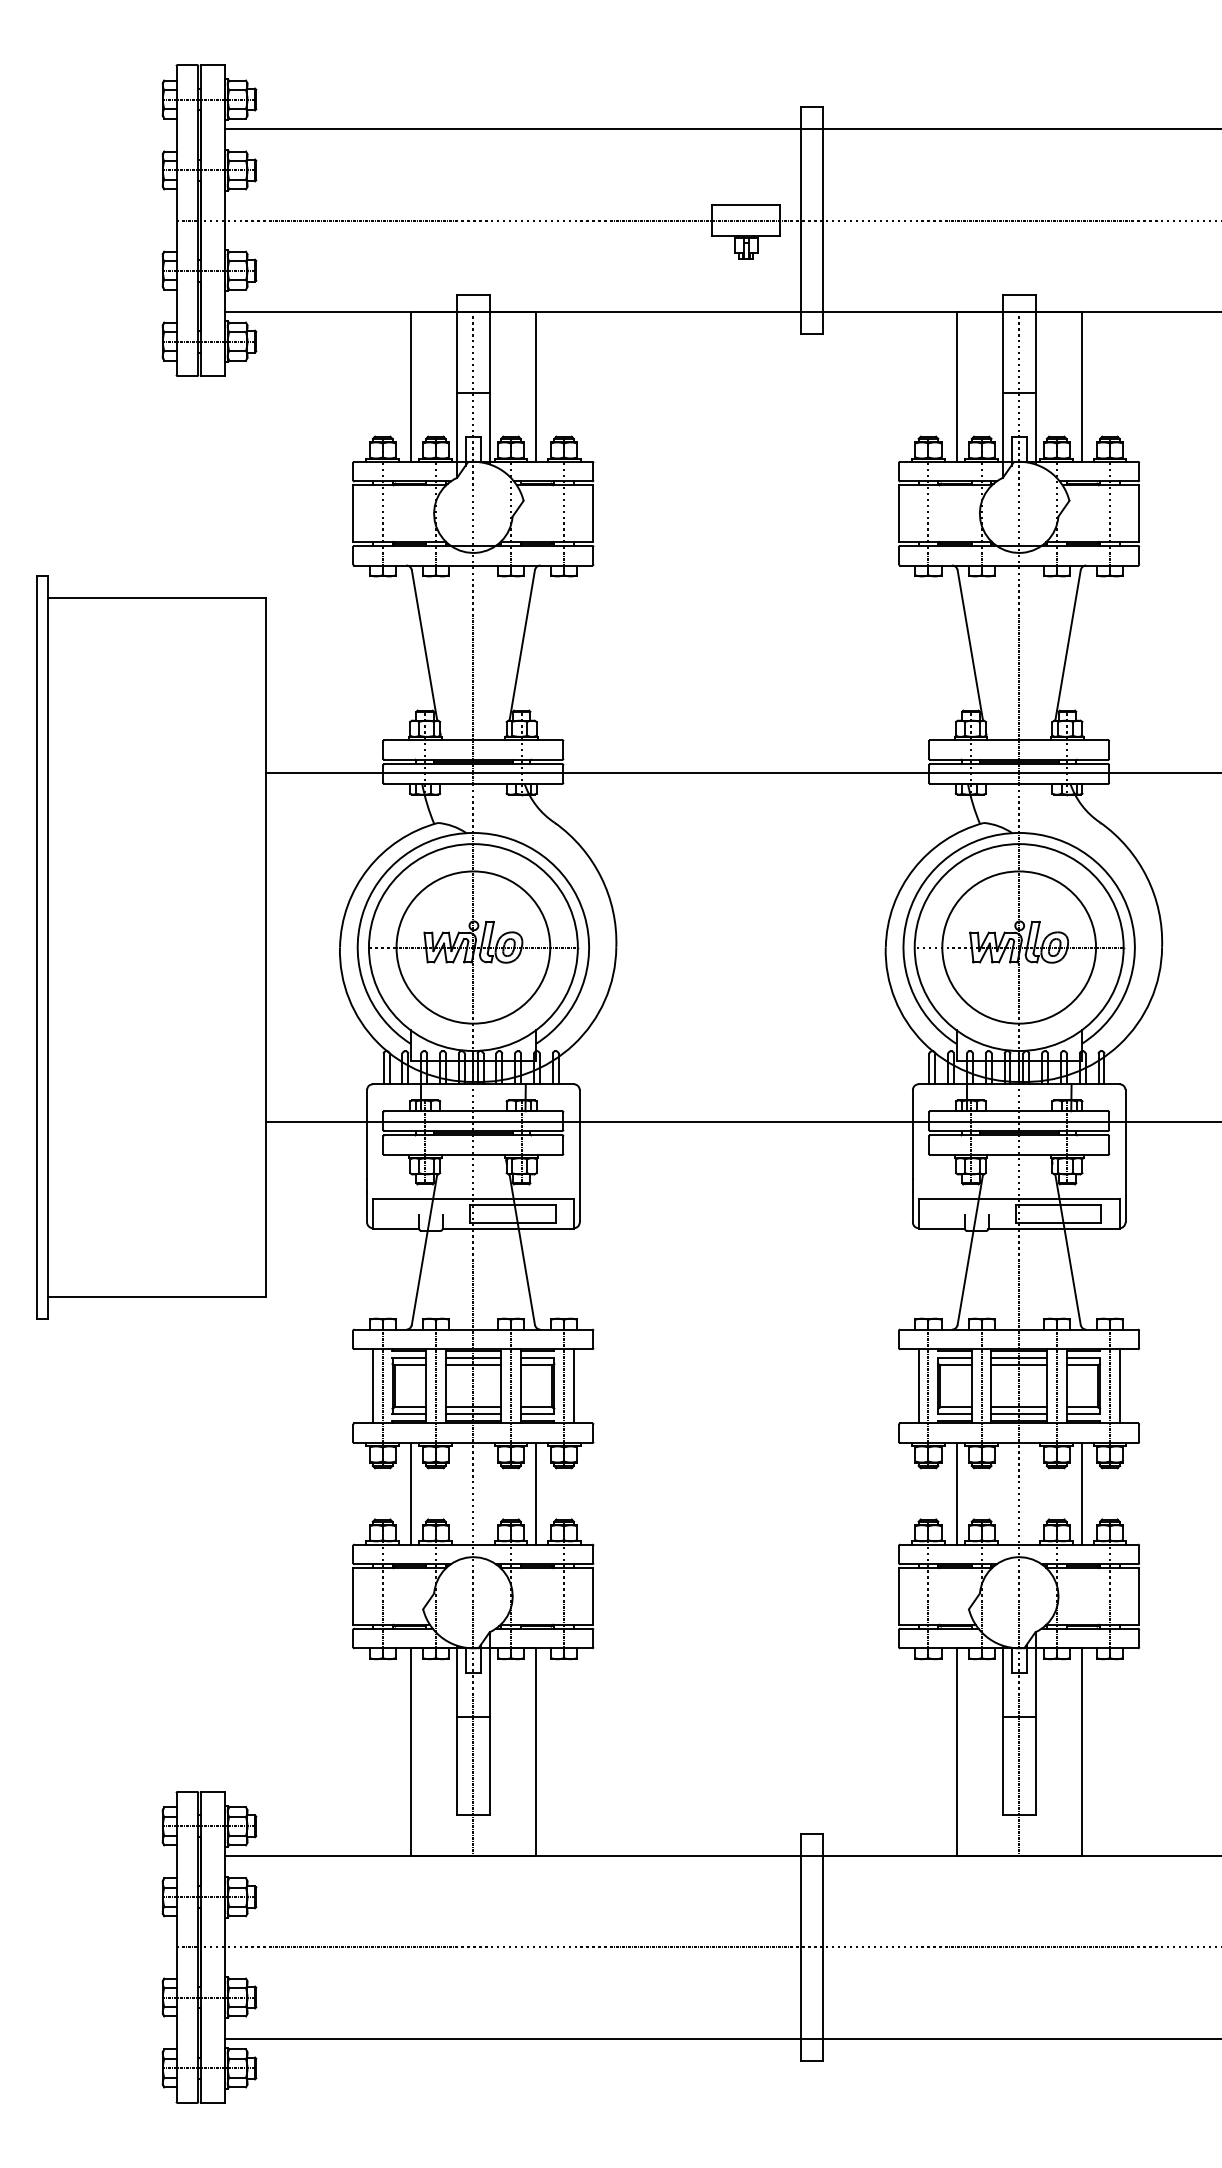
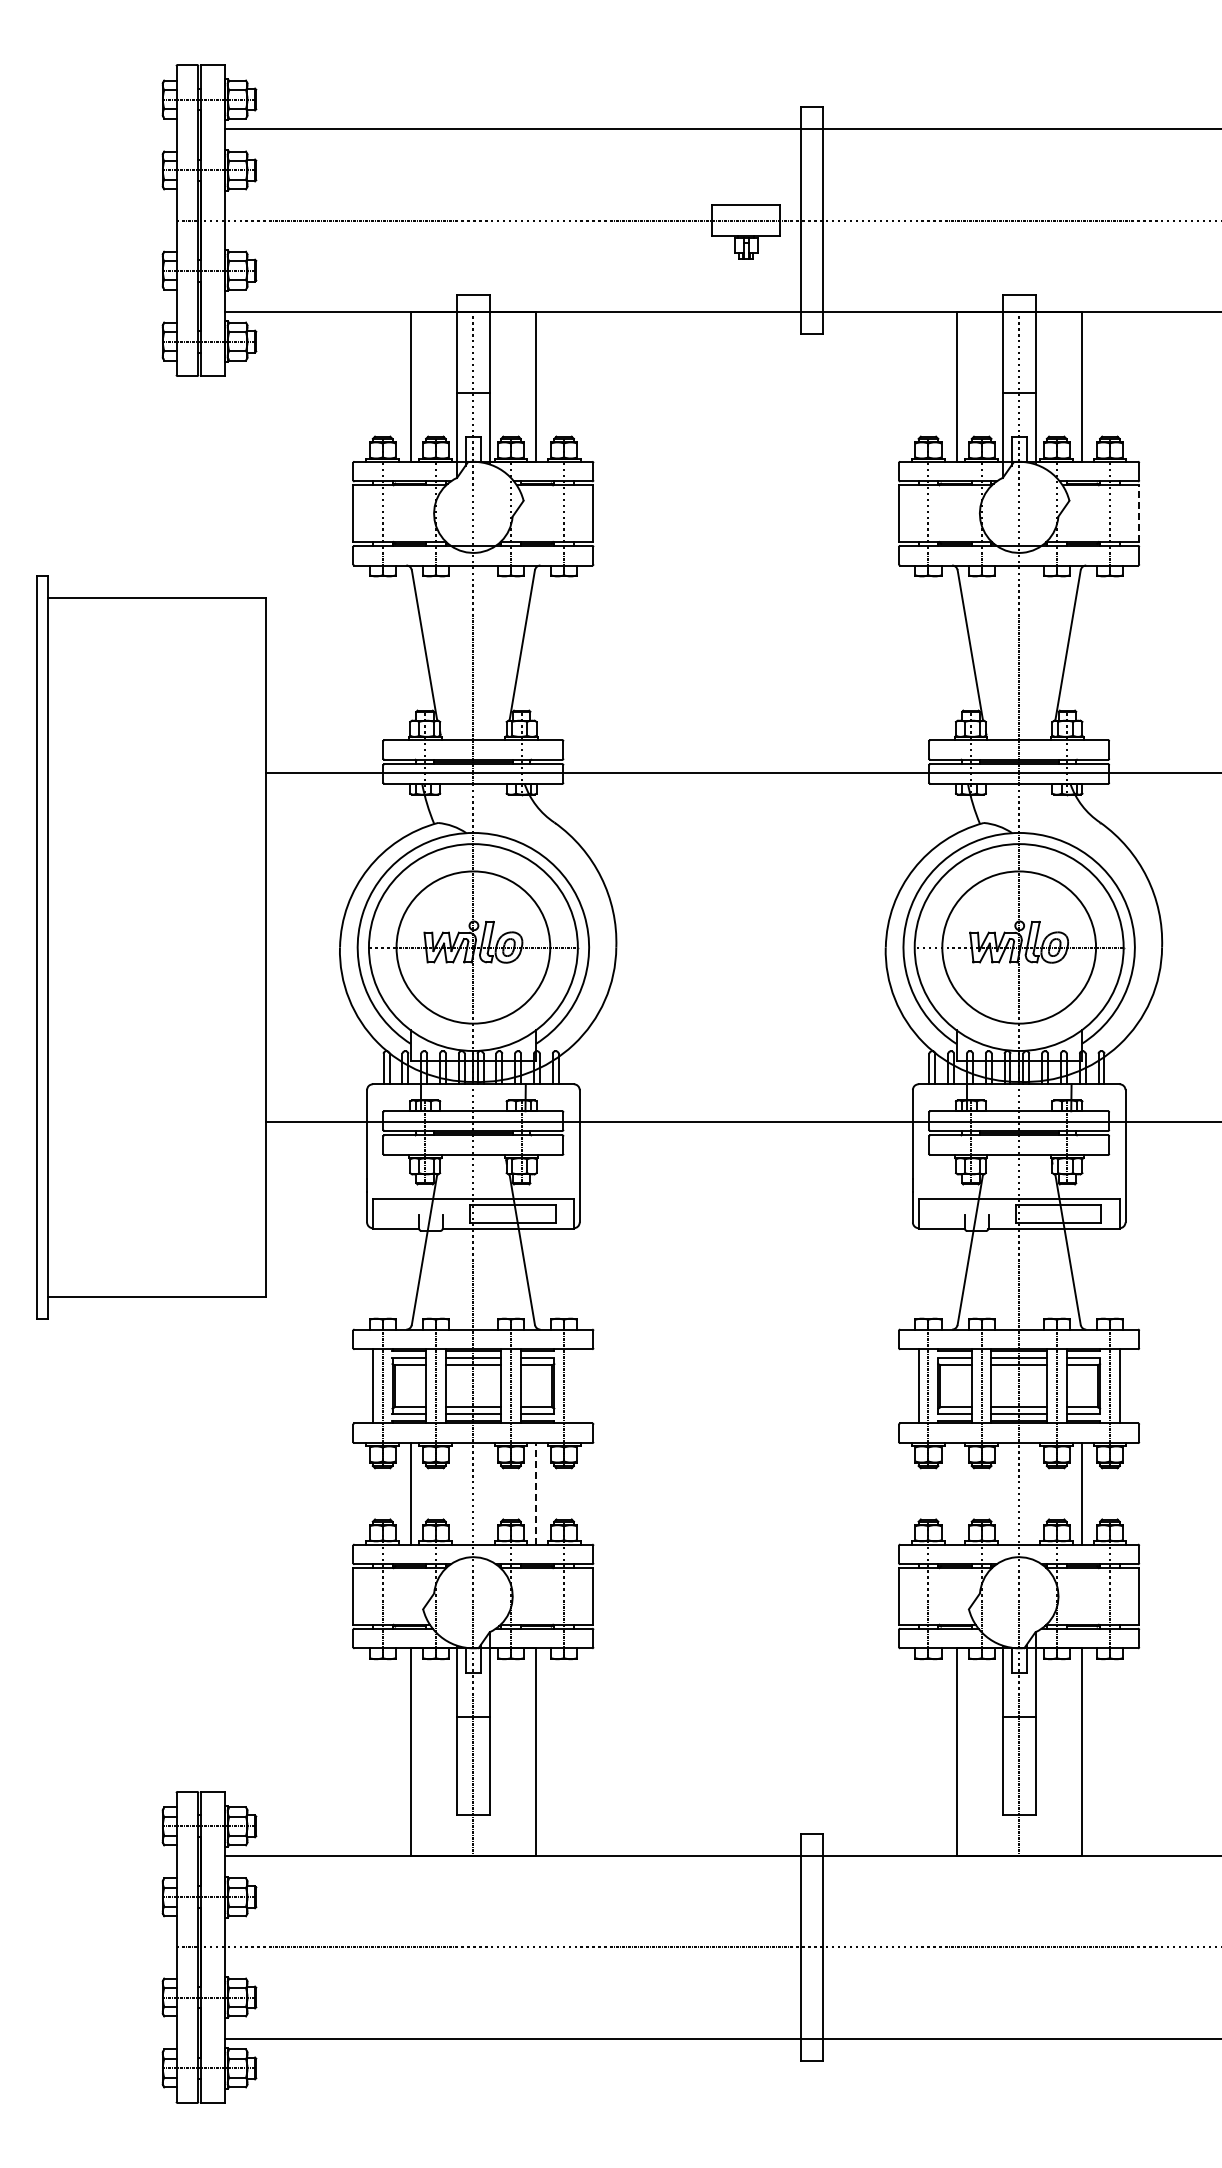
line: solid -> dashed (1139, 513)
line: present -> none (573, 1386)
line: solid -> dashed (535, 1493)
line: present -> none (956, 1493)
